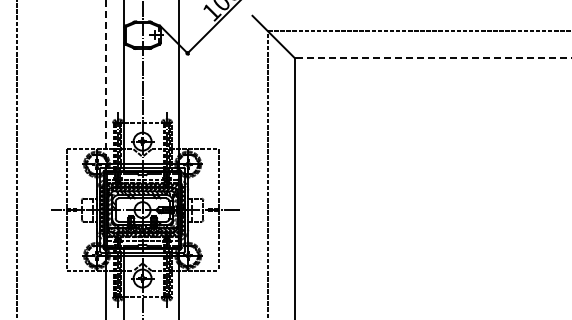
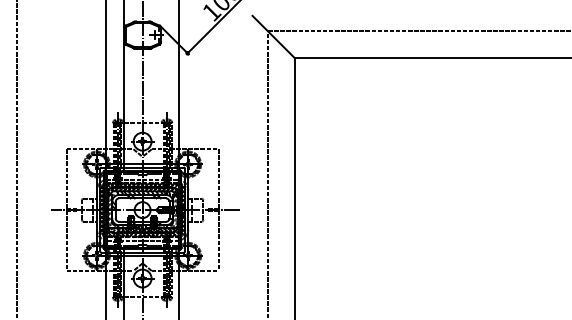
line: dashed -> solid (432, 58)
line: dashed -> solid (106, 86)
